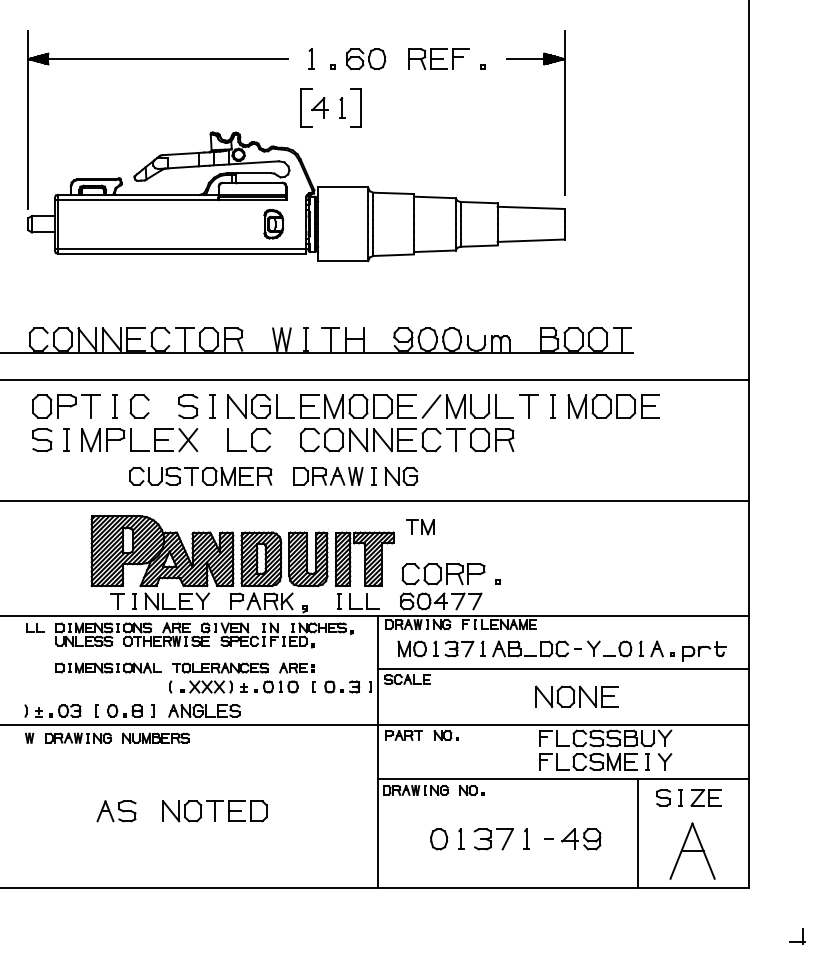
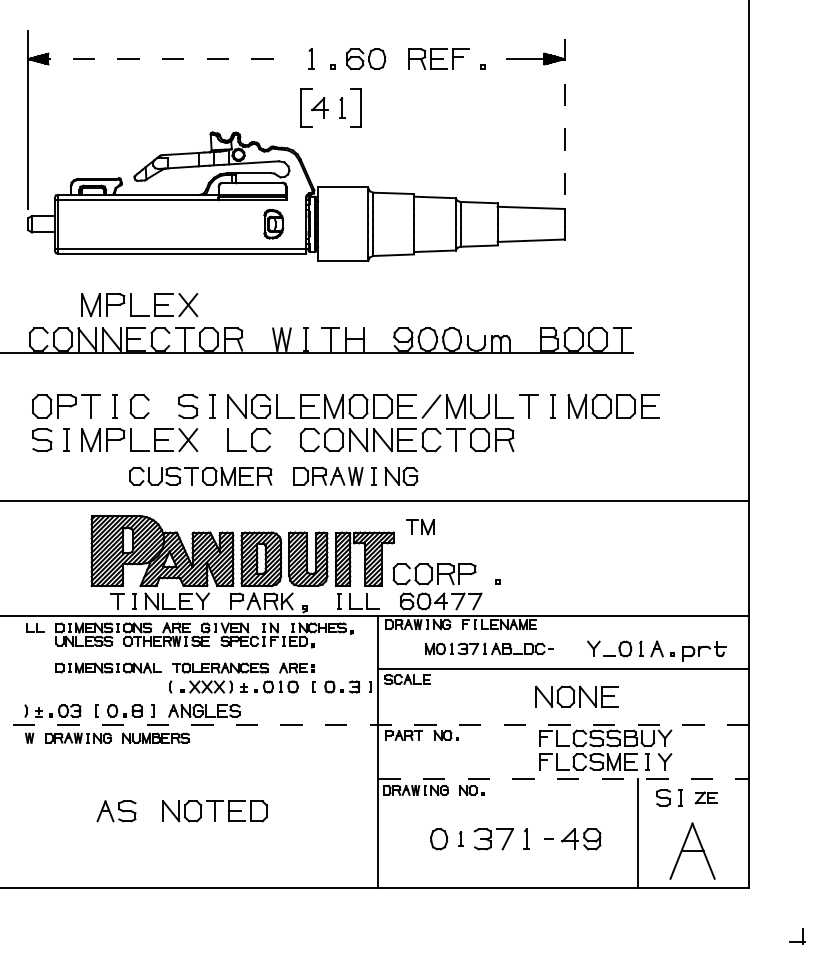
line: solid -> dashed (157, 59)
line: solid -> dashed (564, 113)
part: none -> present (131, 305)
line: present -> none (375, 380)
part position: (443, 574) -> (434, 574) (434, 574)
part size: 185x18 px -> 130x14 px (488, 648)
line: solid -> dashed (374, 725)
line: solid -> dashed (564, 779)
part size: 32x18 px -> 24x14 px (705, 797)
part size: 7x22 px -> 6x16 px (460, 838)
